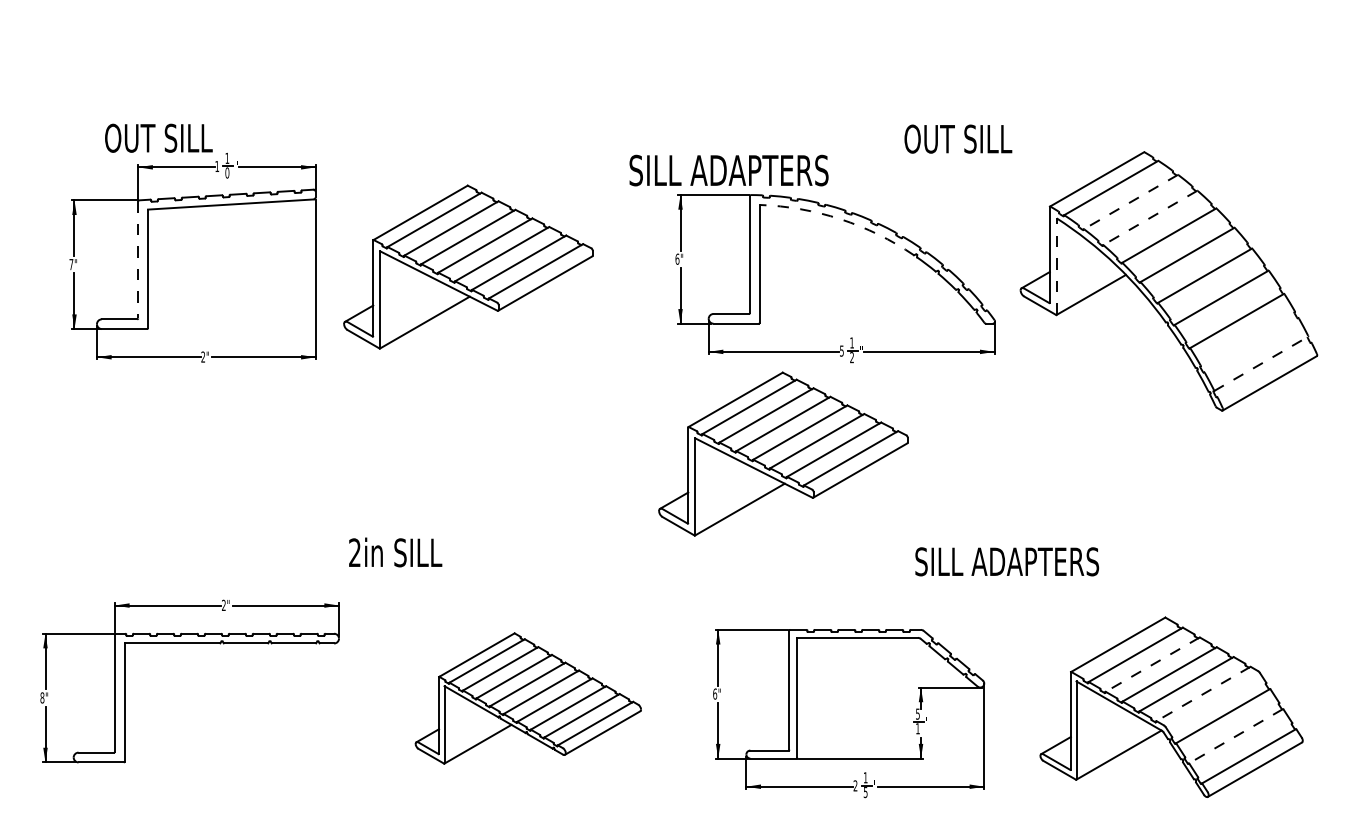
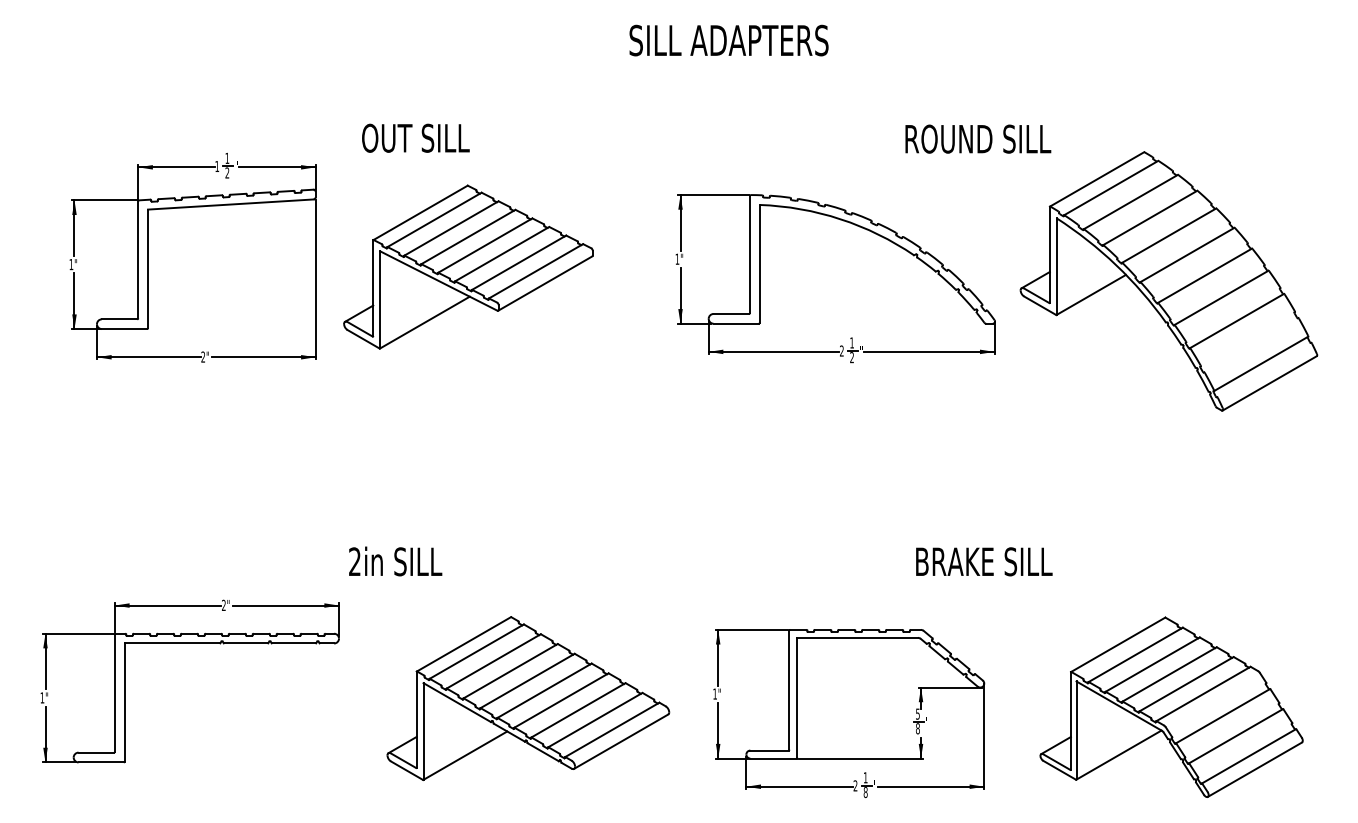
text position: (158, 137) -> (415, 137) (415, 137)
text: OUT SILL -> ROUND SILL (977, 138)
text position: (728, 170) -> (728, 40) (728, 40)
text: 0 -> 2 (227, 172)
line: dashed -> solid (1130, 202)
line: dashed -> solid (1149, 218)
arc: dashed -> solid (840, 219)
text: 6" -> 1" (677, 258)
line: dashed -> solid (138, 259)
text: 7" -> 1" (71, 264)
line: dashed -> solid (1056, 265)
text: 5 -> 2 (841, 350)
line: dashed -> solid (1261, 363)
part: present -> none (783, 453)
text position: (395, 552) -> (395, 561) (395, 561)
text: SILL ADAPTERS -> BRAKE SILL (1007, 561)
line: dashed -> solid (1152, 664)
text: 6" -> 1" (715, 693)
line: dashed -> solid (1202, 694)
text: 8" -> 1" (42, 697)
part size: 228x133 px -> 285x165 px (528, 698)
text: 1 -> 8 (917, 728)
line: dashed -> solid (1235, 736)
text: 5 -> 8 (865, 792)
